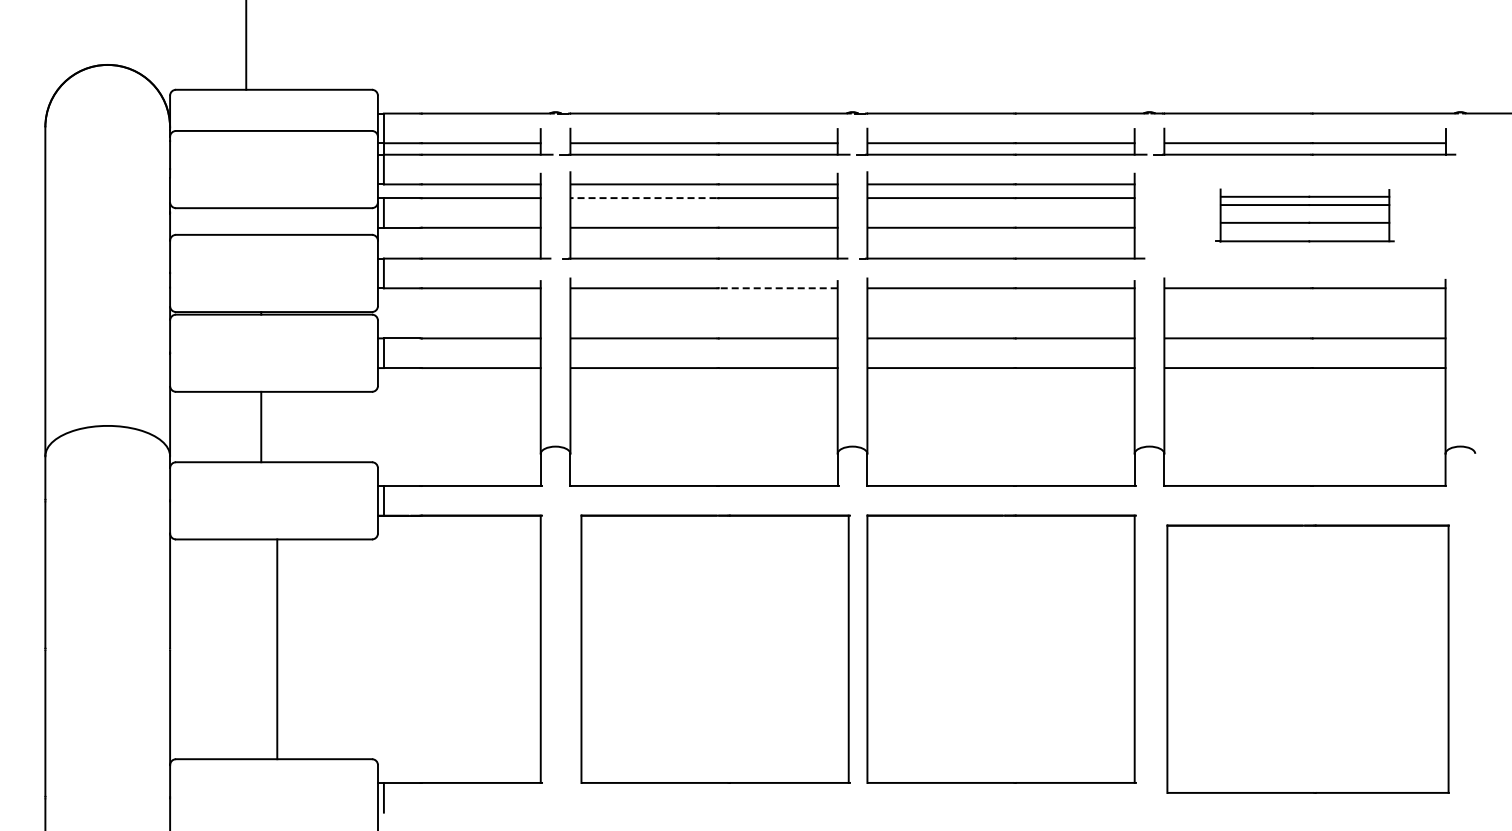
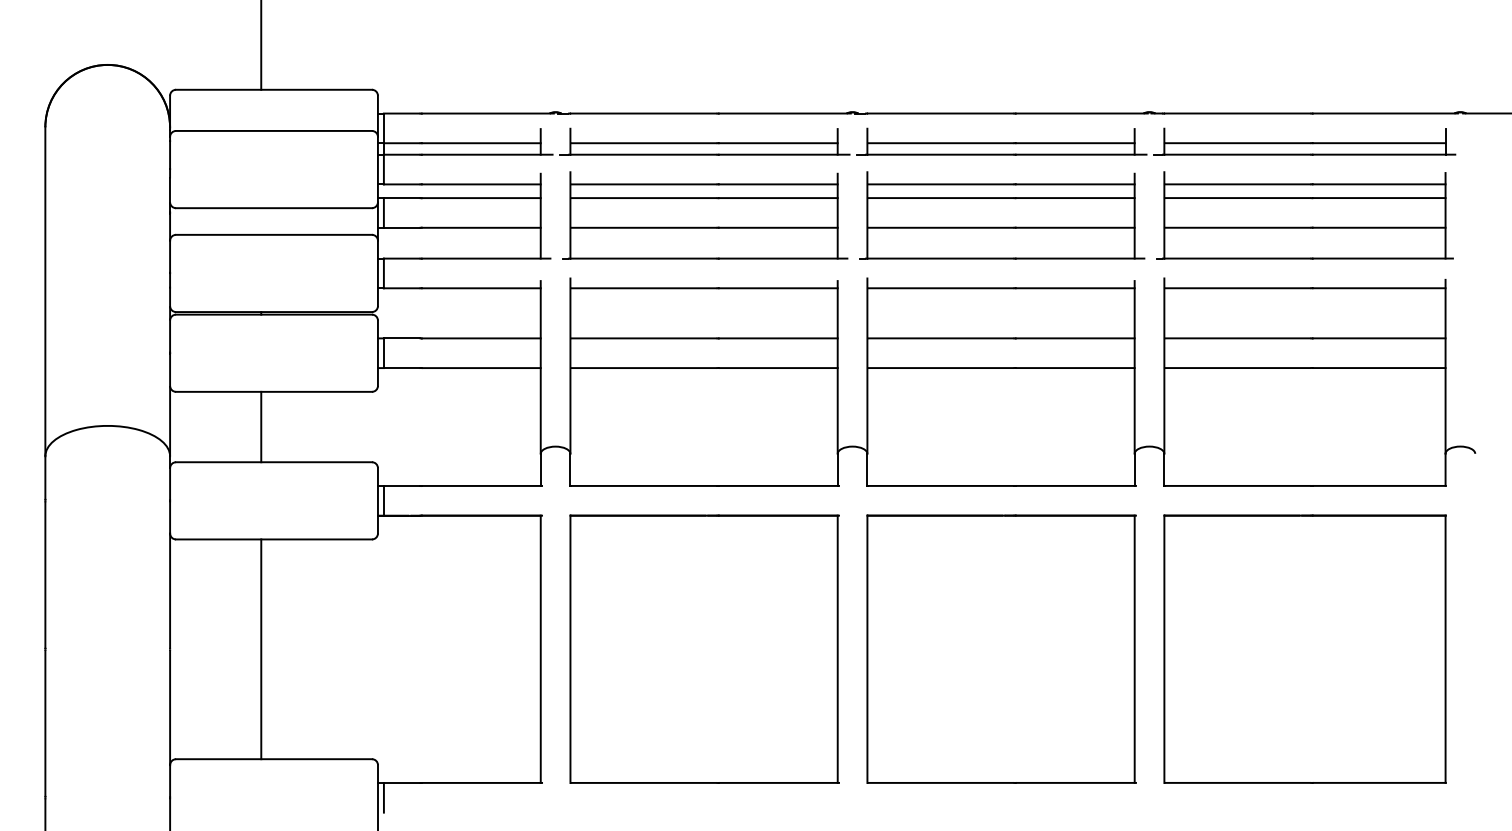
line position: (246, 45) -> (261, 45) (261, 45)
line: dashed -> solid (643, 198)
part size: 180x55 px -> 298x89 px (1304, 215)
line: dashed -> solid (778, 288)
part position: (715, 648) -> (704, 648) (704, 648)
line position: (277, 649) -> (261, 649) (261, 649)
part position: (1307, 658) -> (1304, 648) (1304, 648)
